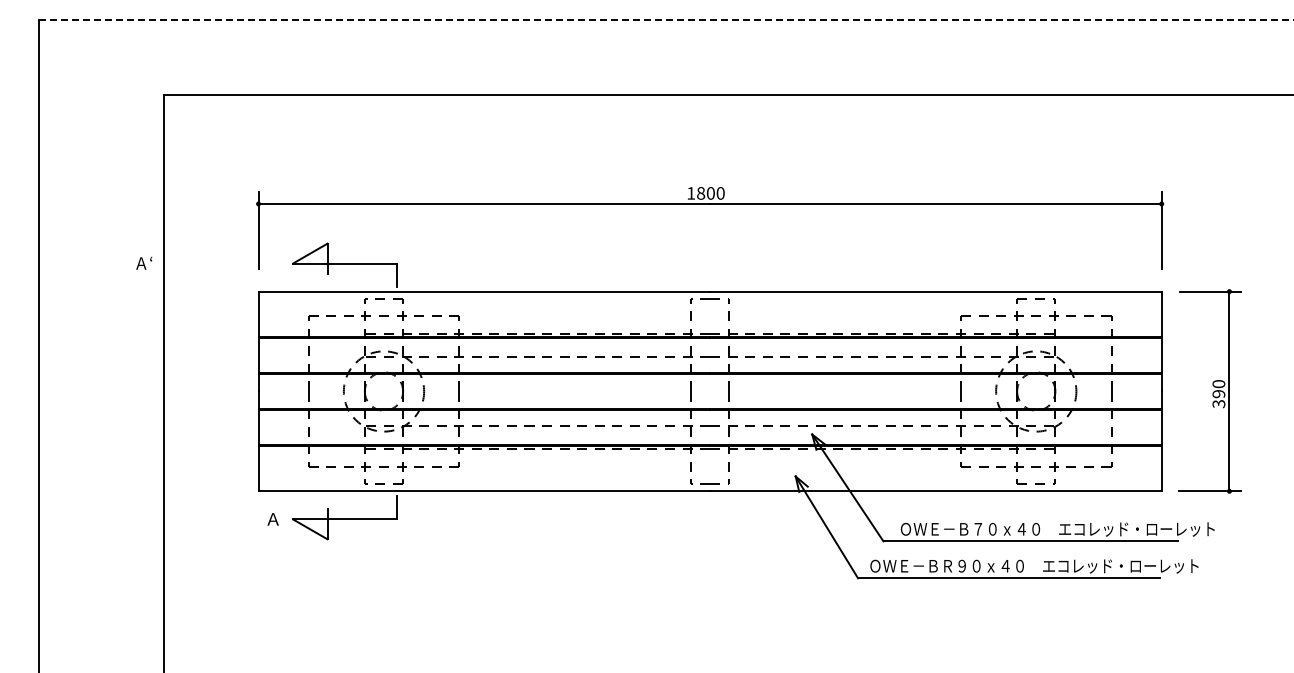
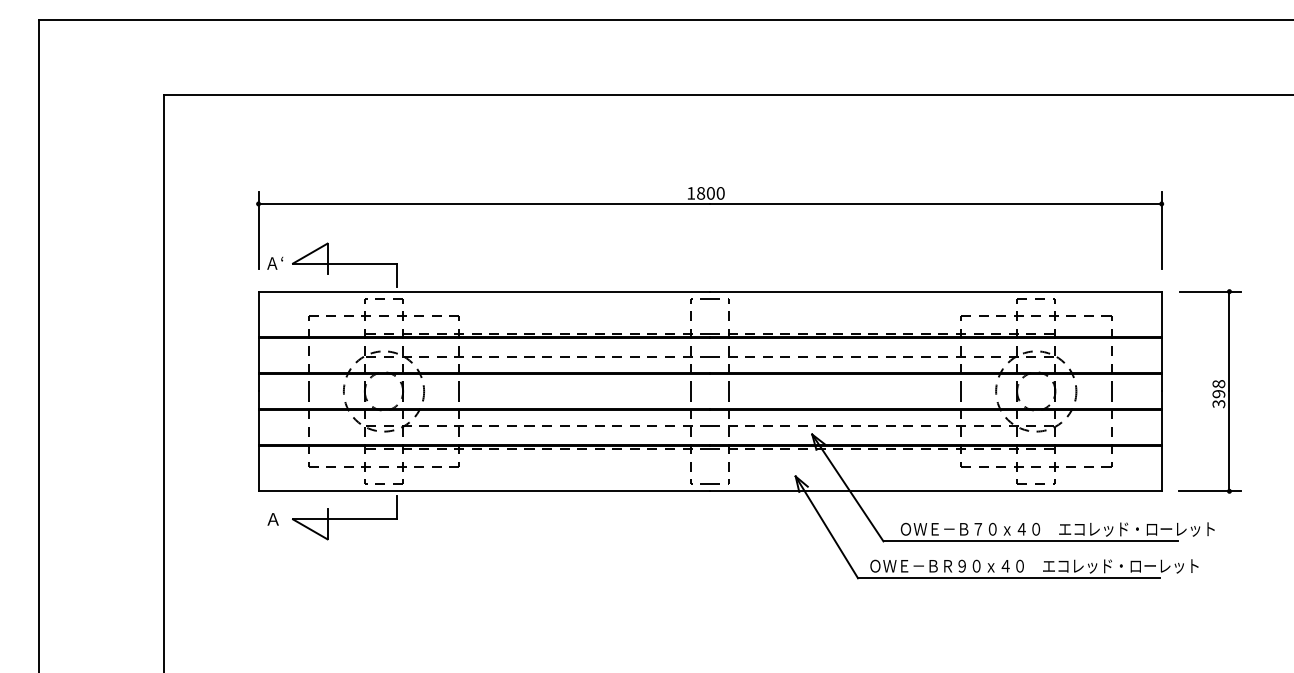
line: dashed -> solid (666, 20)
text position: (144, 262) -> (275, 262) (275, 262)
text: 390 -> 398 (1219, 384)
